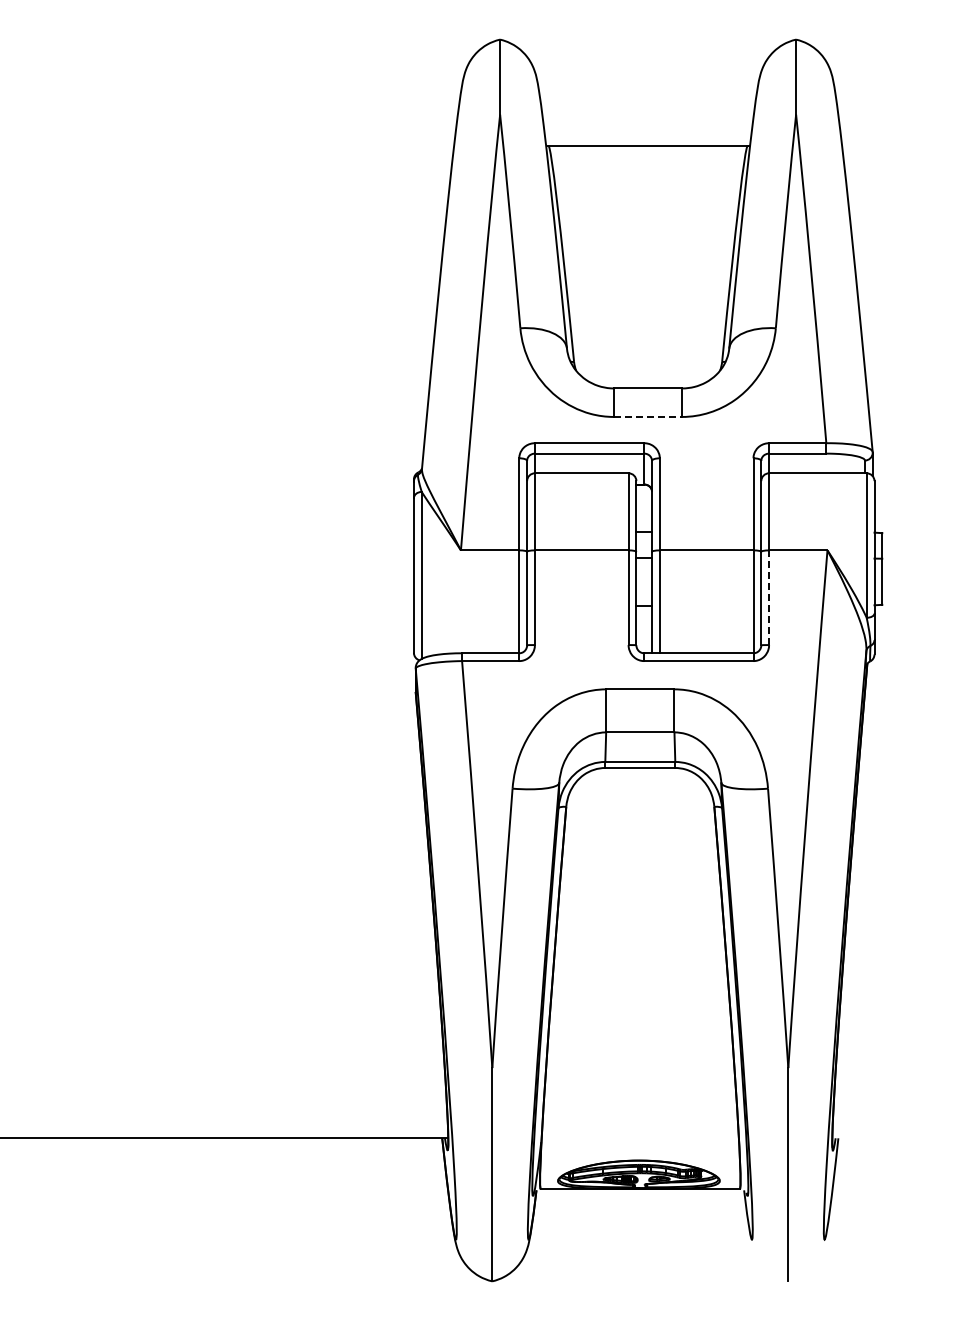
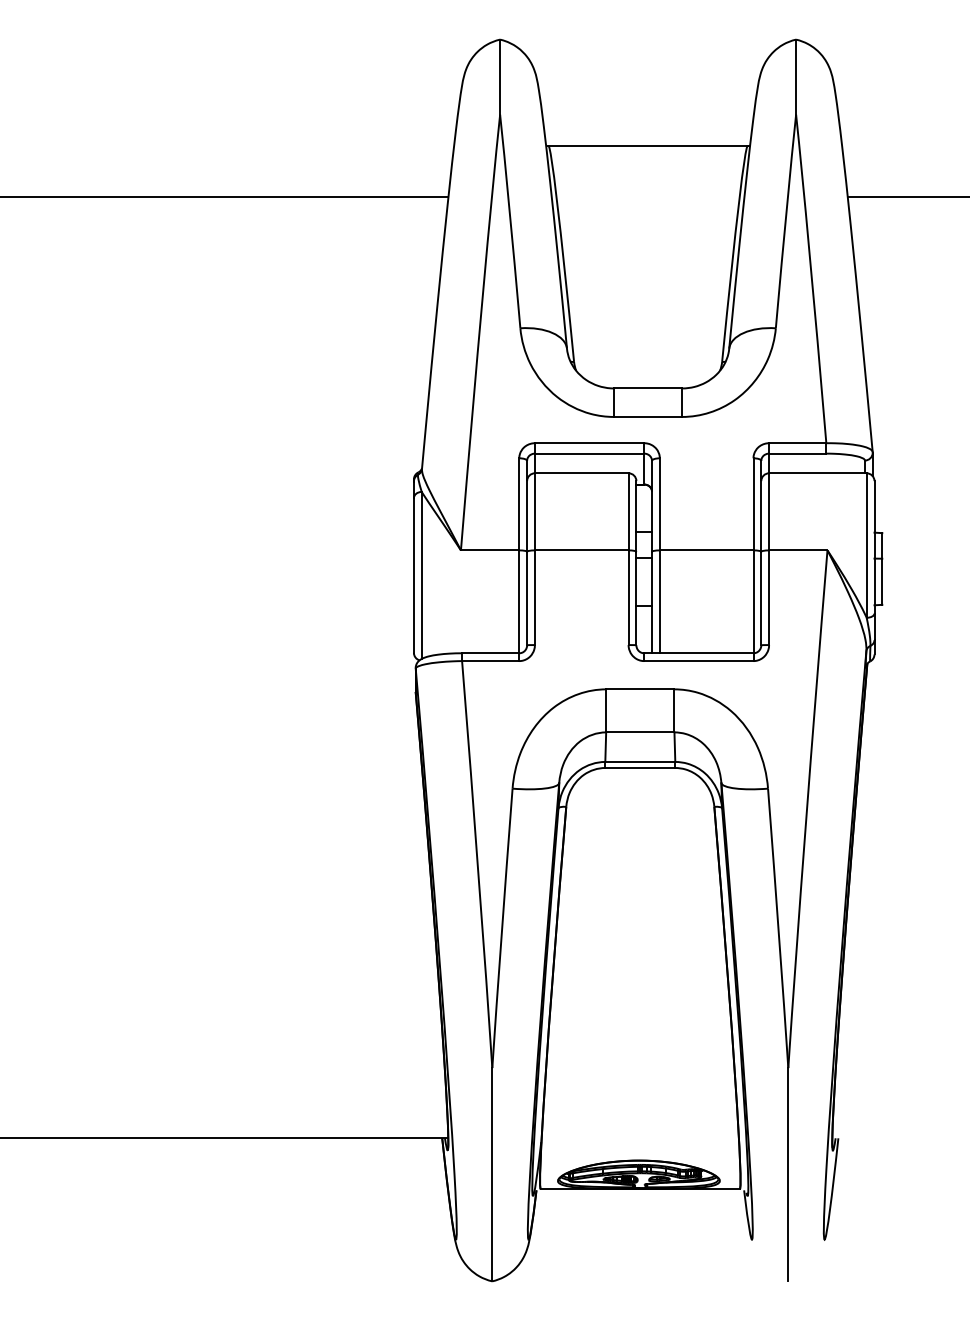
line: none -> present (225, 196)
line: none -> present (906, 196)
line: dashed -> solid (648, 416)
line: dashed -> solid (769, 598)
